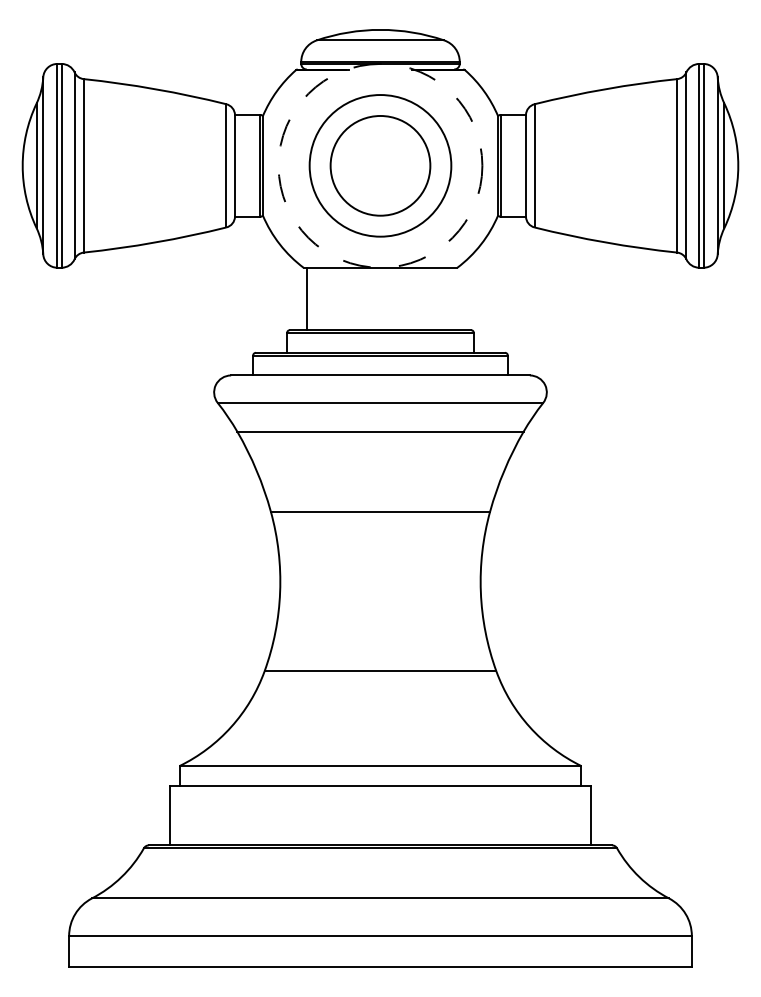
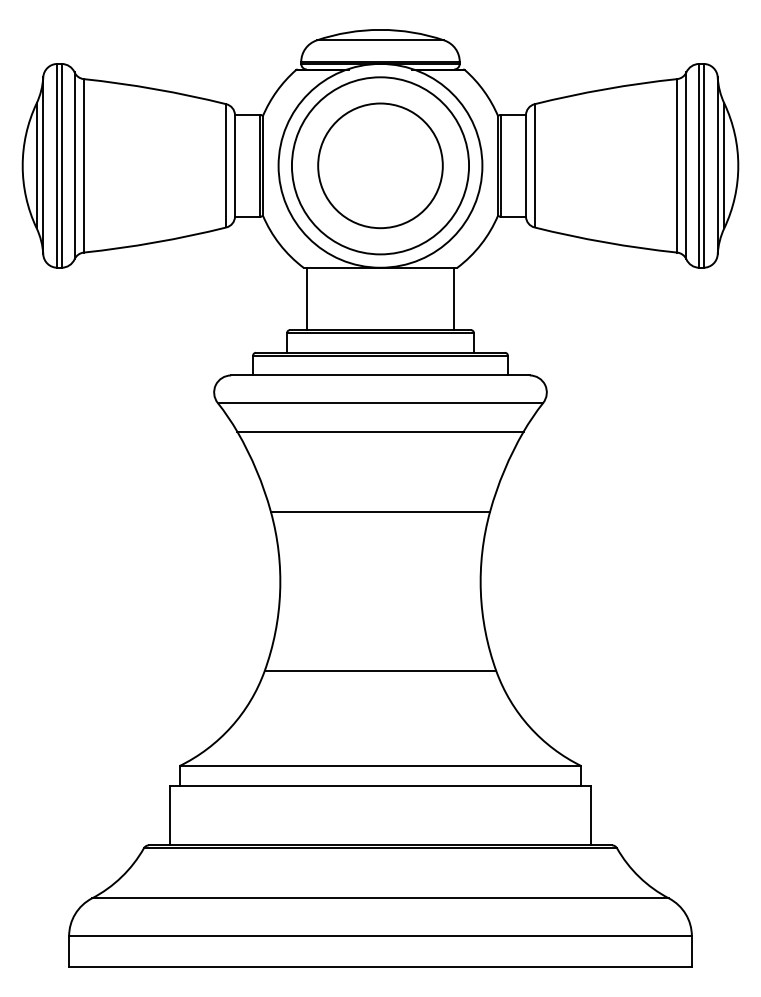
circle diameter: 100 px -> 125 px (380, 165)
circle diameter: 142 px -> 177 px (380, 165)
circle: dashed -> solid (380, 165)
line: none -> present (453, 298)
